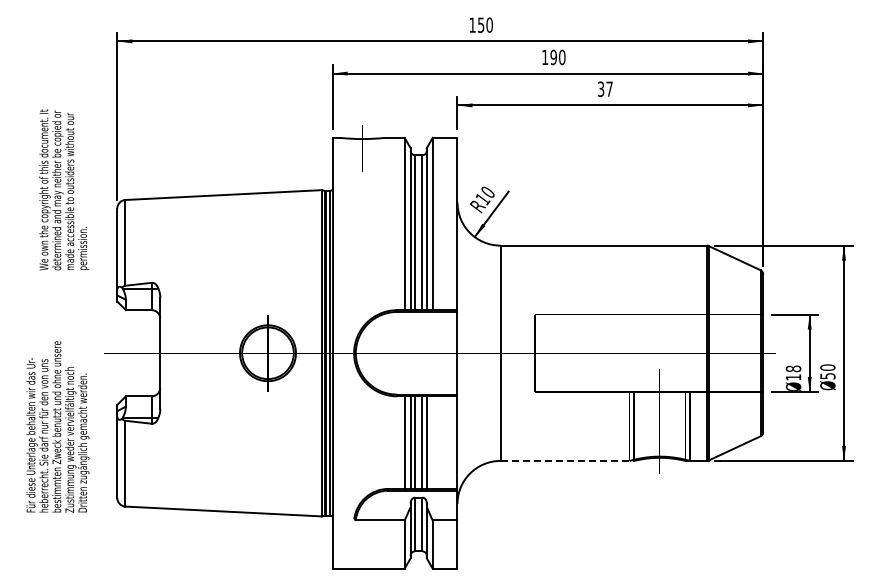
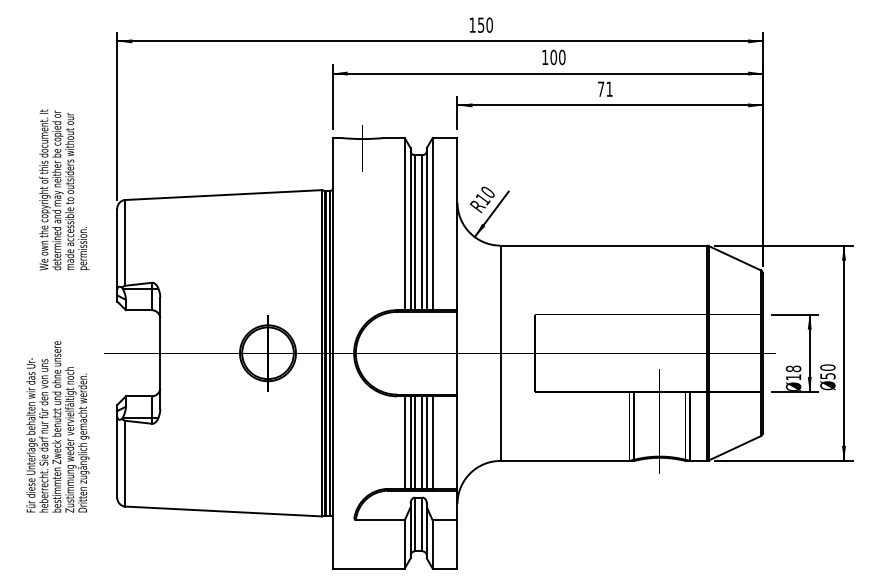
text: 190 -> 100 (553, 57)
text: 37 -> 71 (604, 88)
line: none -> present (432, 442)
line: dashed -> solid (567, 460)
